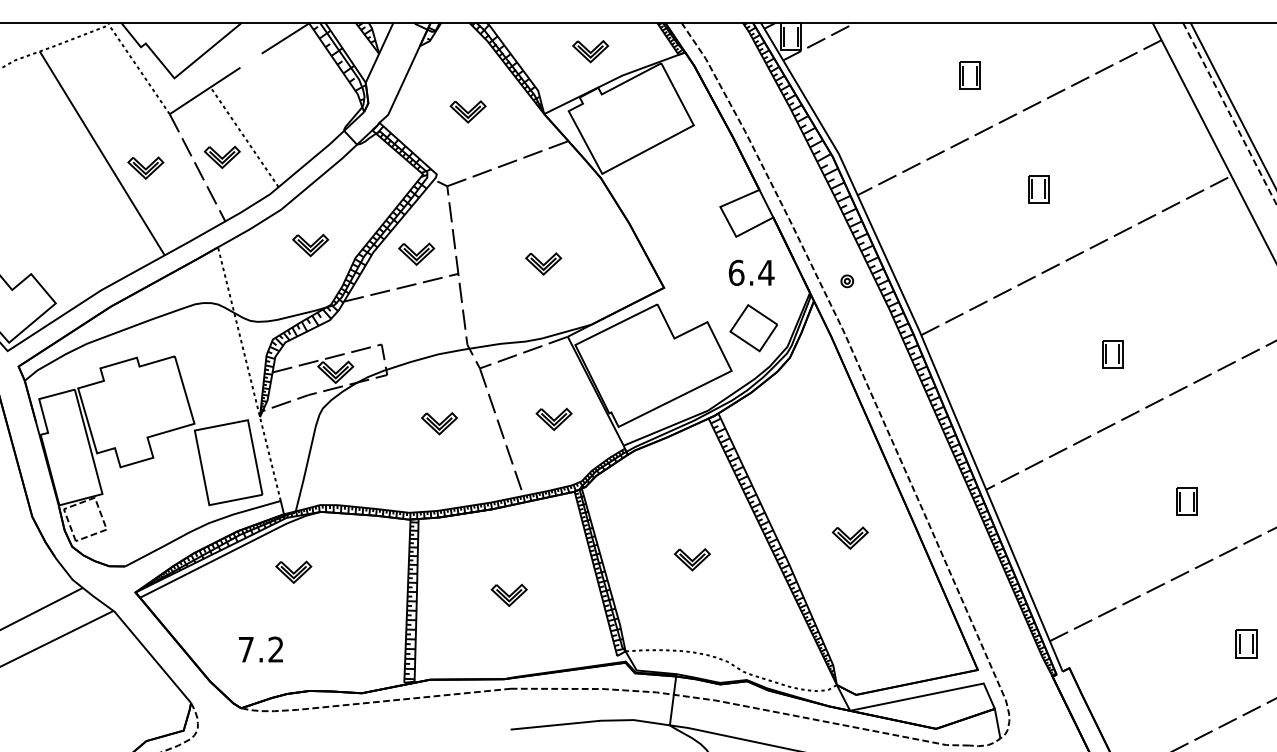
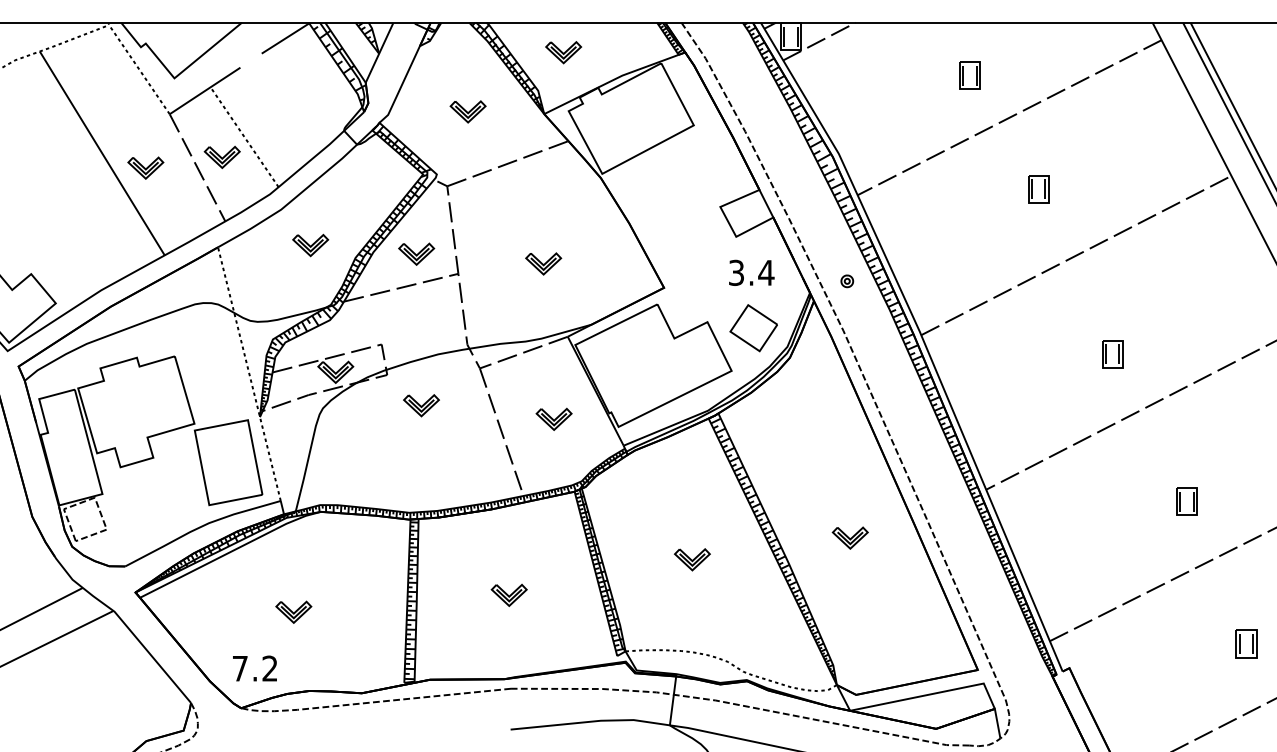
part position: (590, 51) -> (563, 52) (563, 52)
line: dashed -> solid (1230, 114)
text: 6.4 -> 3.4 (736, 272)
part position: (439, 423) -> (421, 405) (421, 405)
part position: (293, 571) -> (293, 611) (293, 611)
text position: (260, 649) -> (254, 668) (254, 668)
